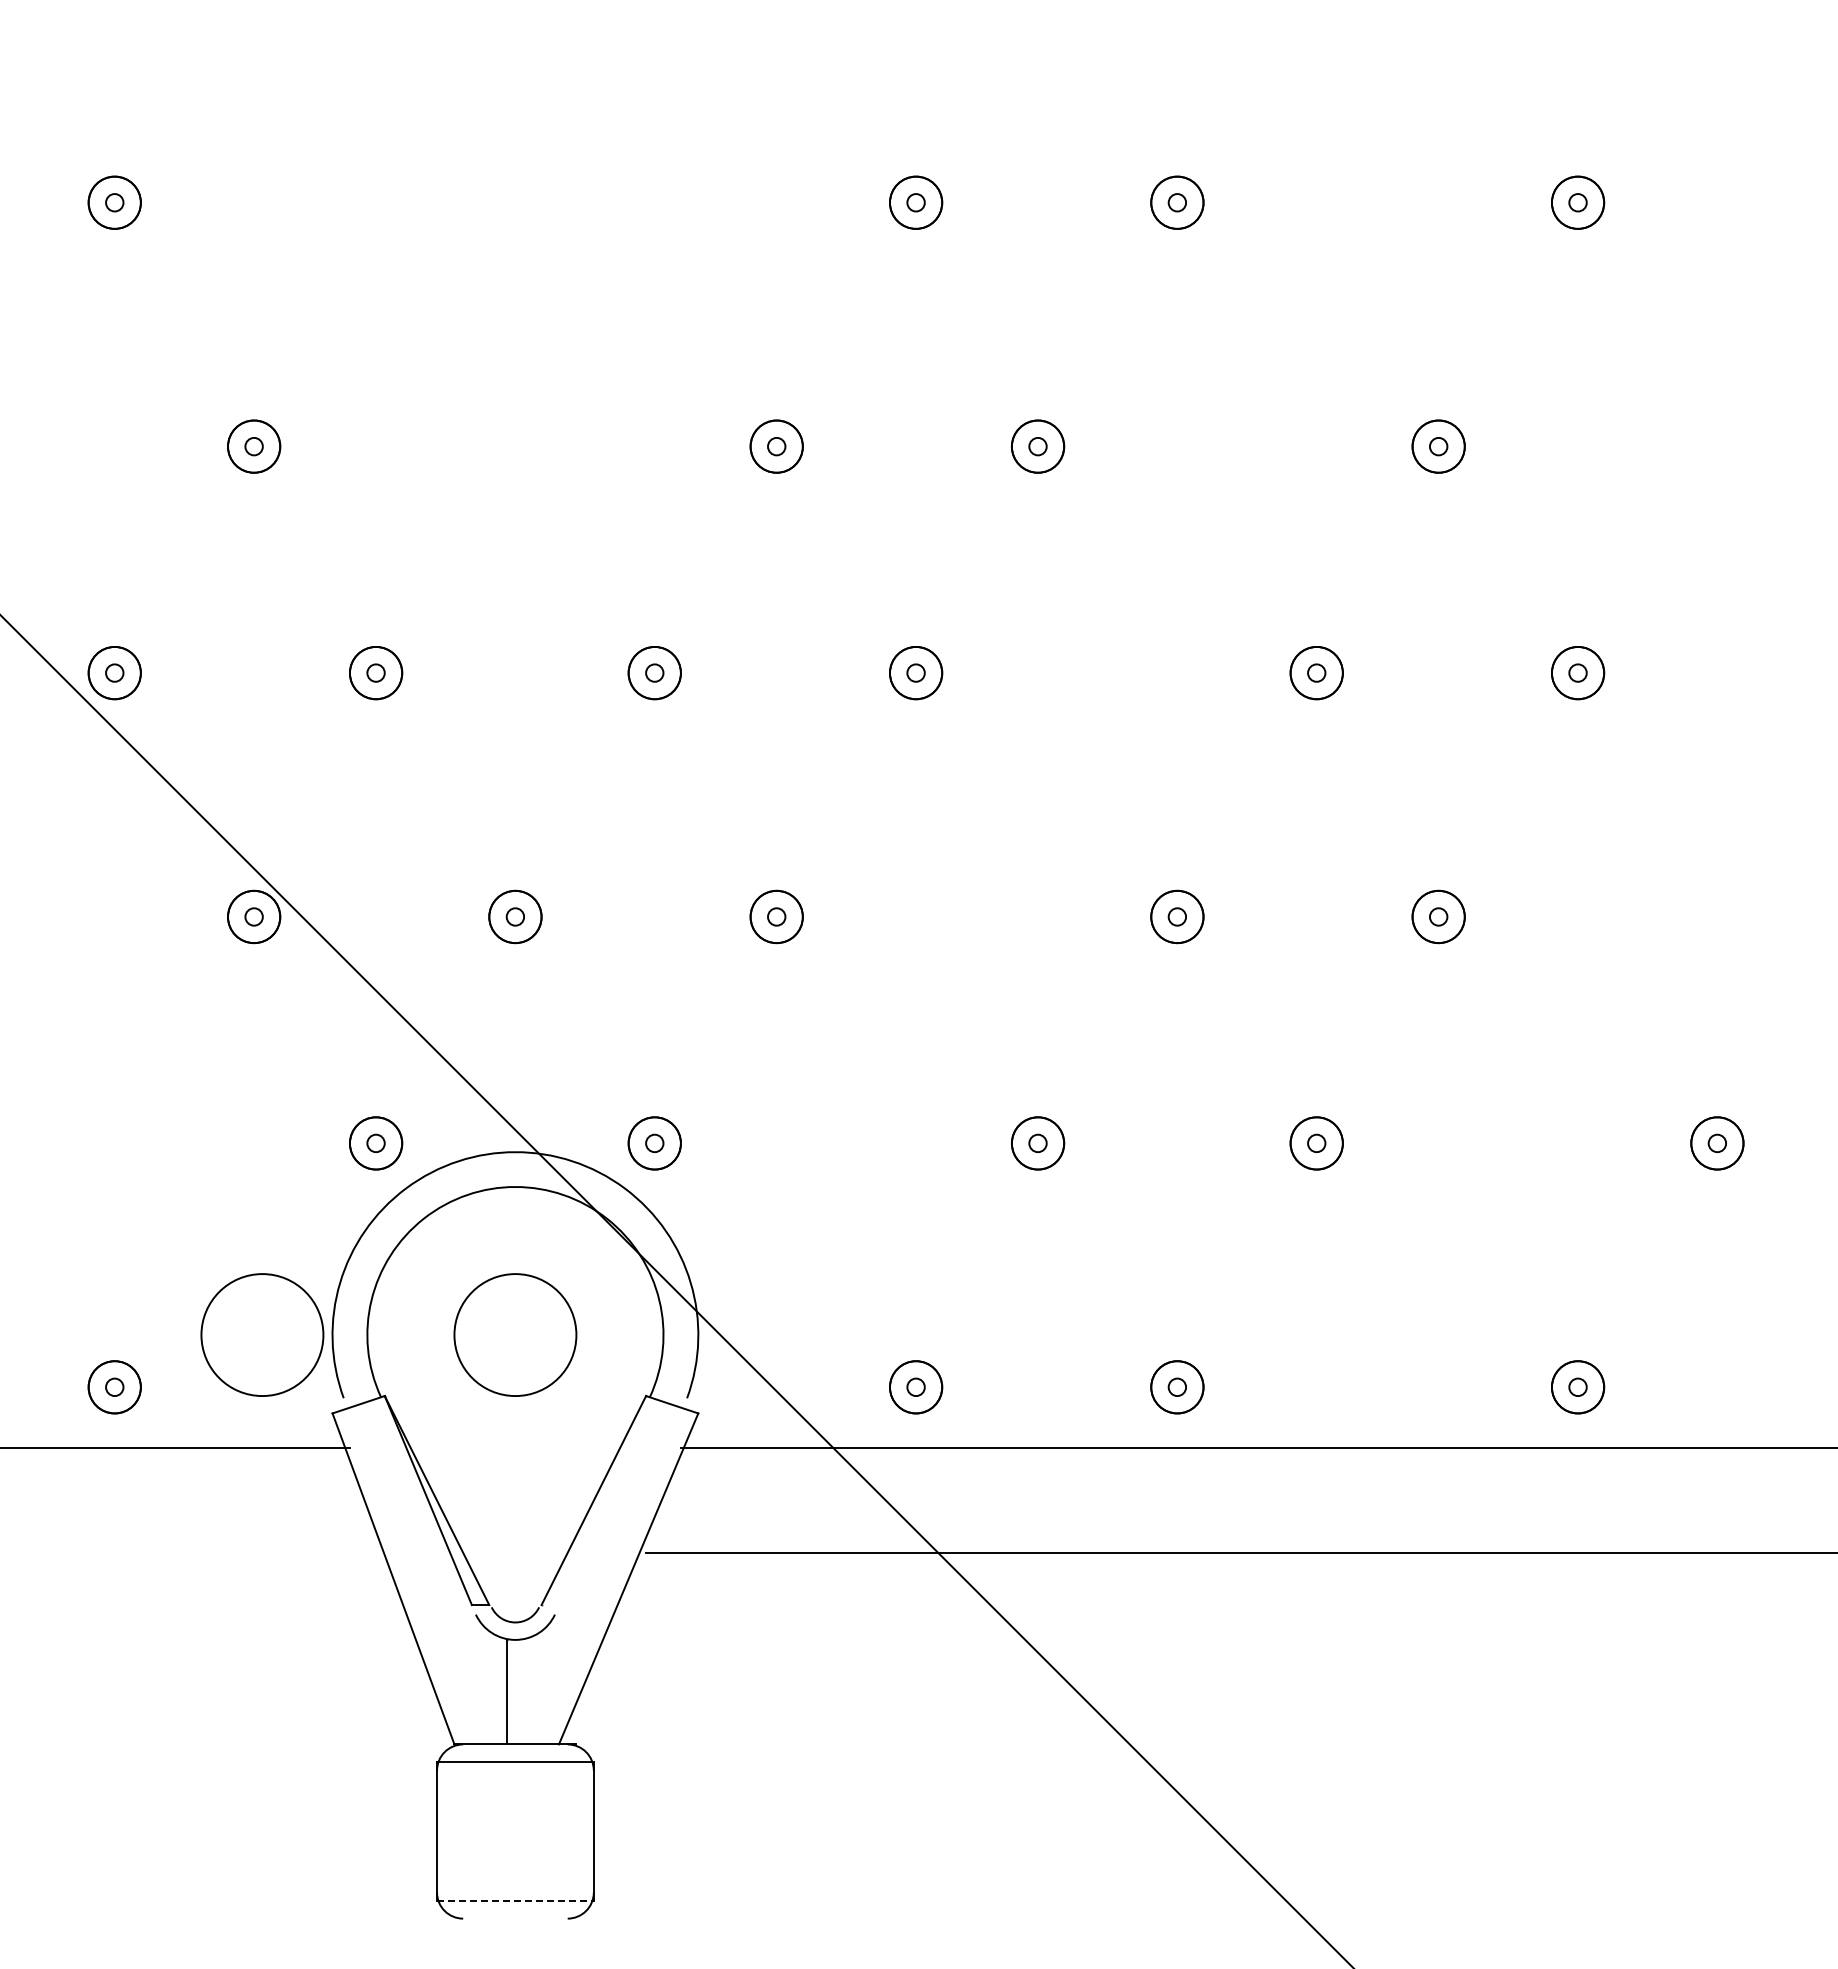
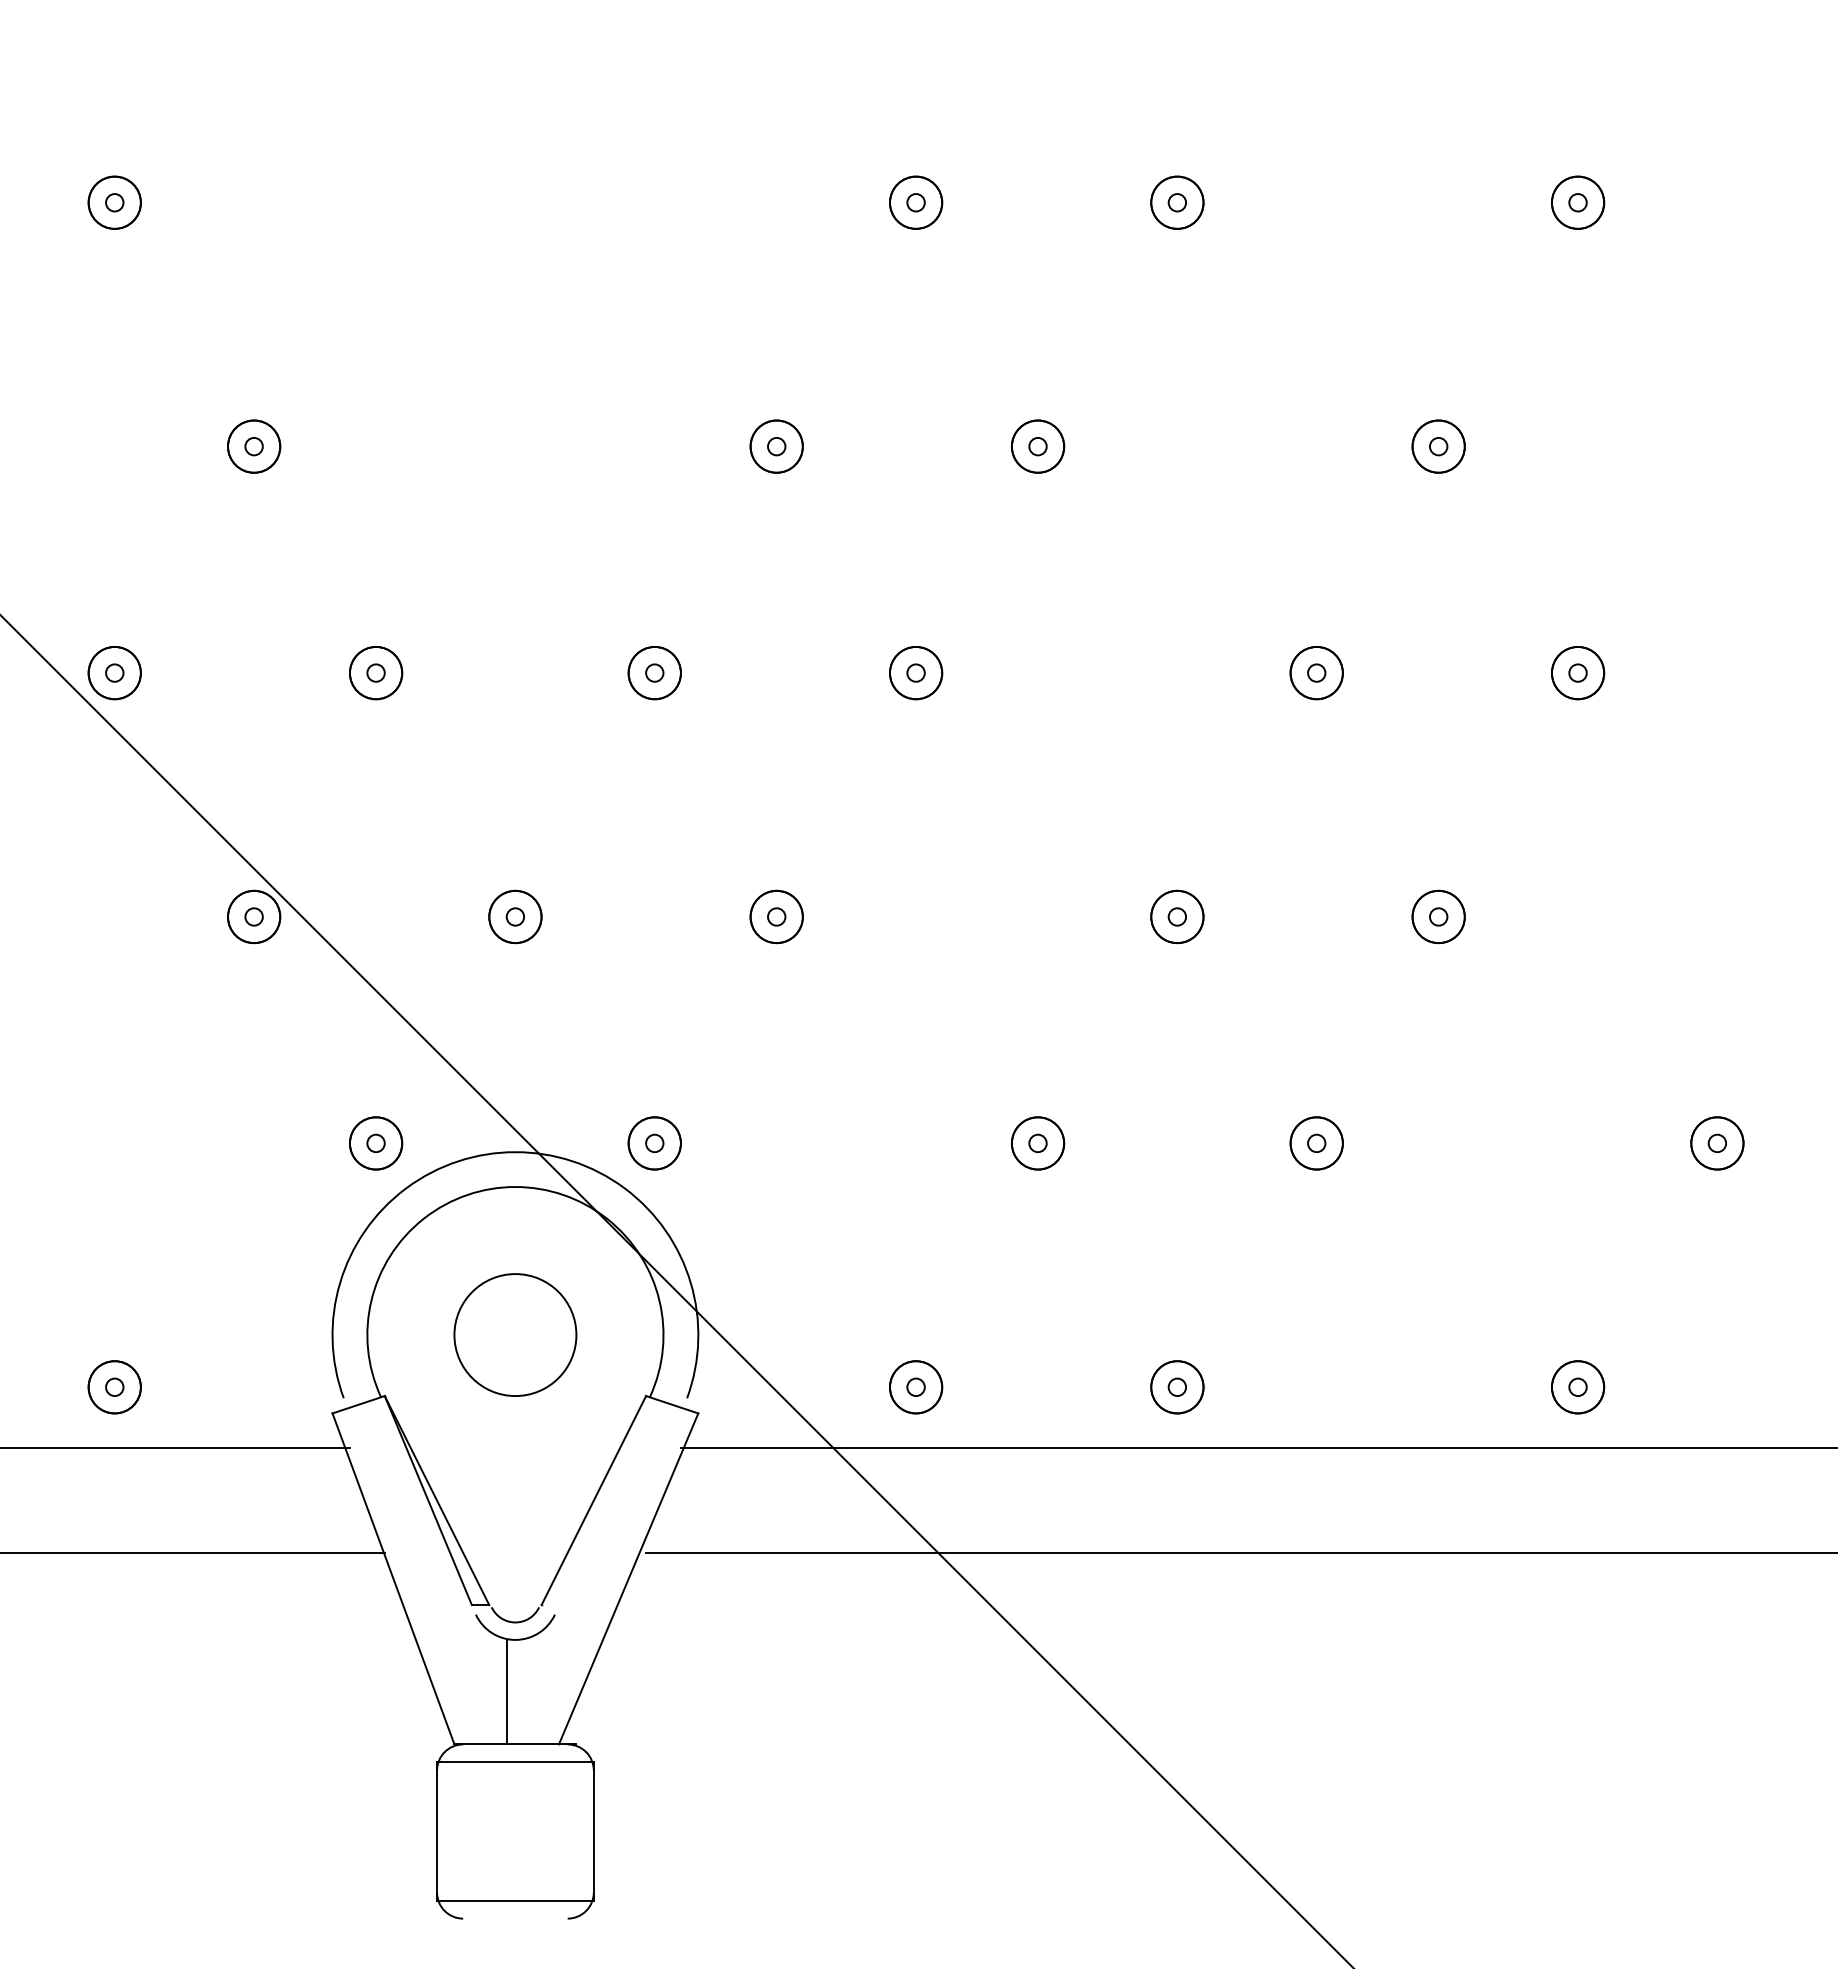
part: present -> none (262, 1334)
line: none -> present (193, 1552)
line: dashed -> solid (515, 1901)
